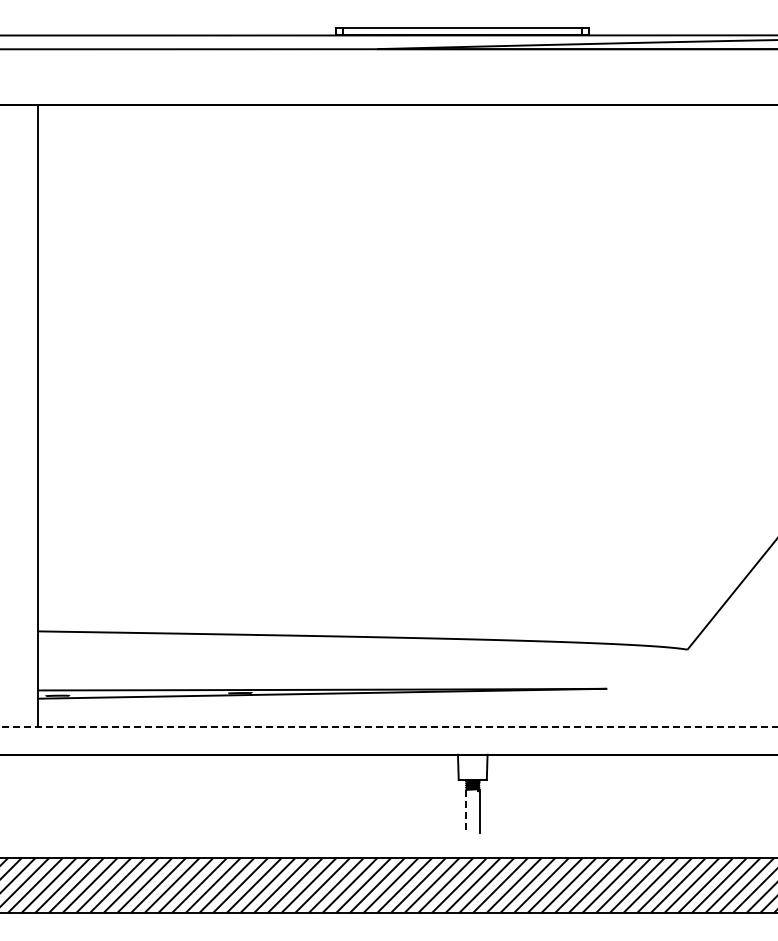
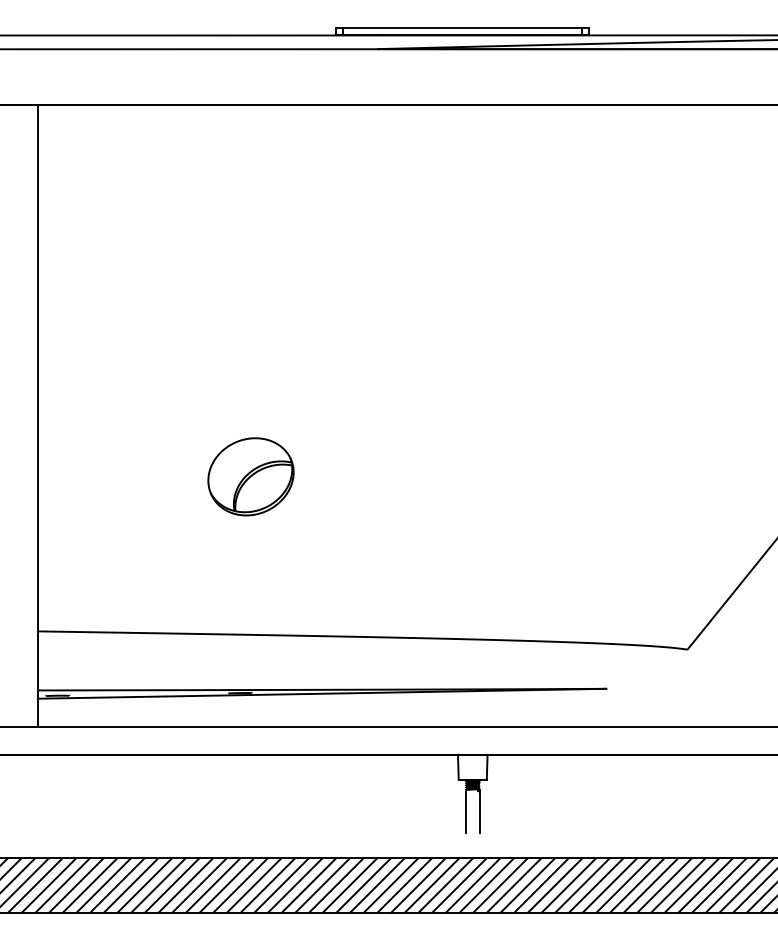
part: none -> present (250, 476)
line: dashed -> solid (388, 726)
line: dashed -> solid (465, 811)
